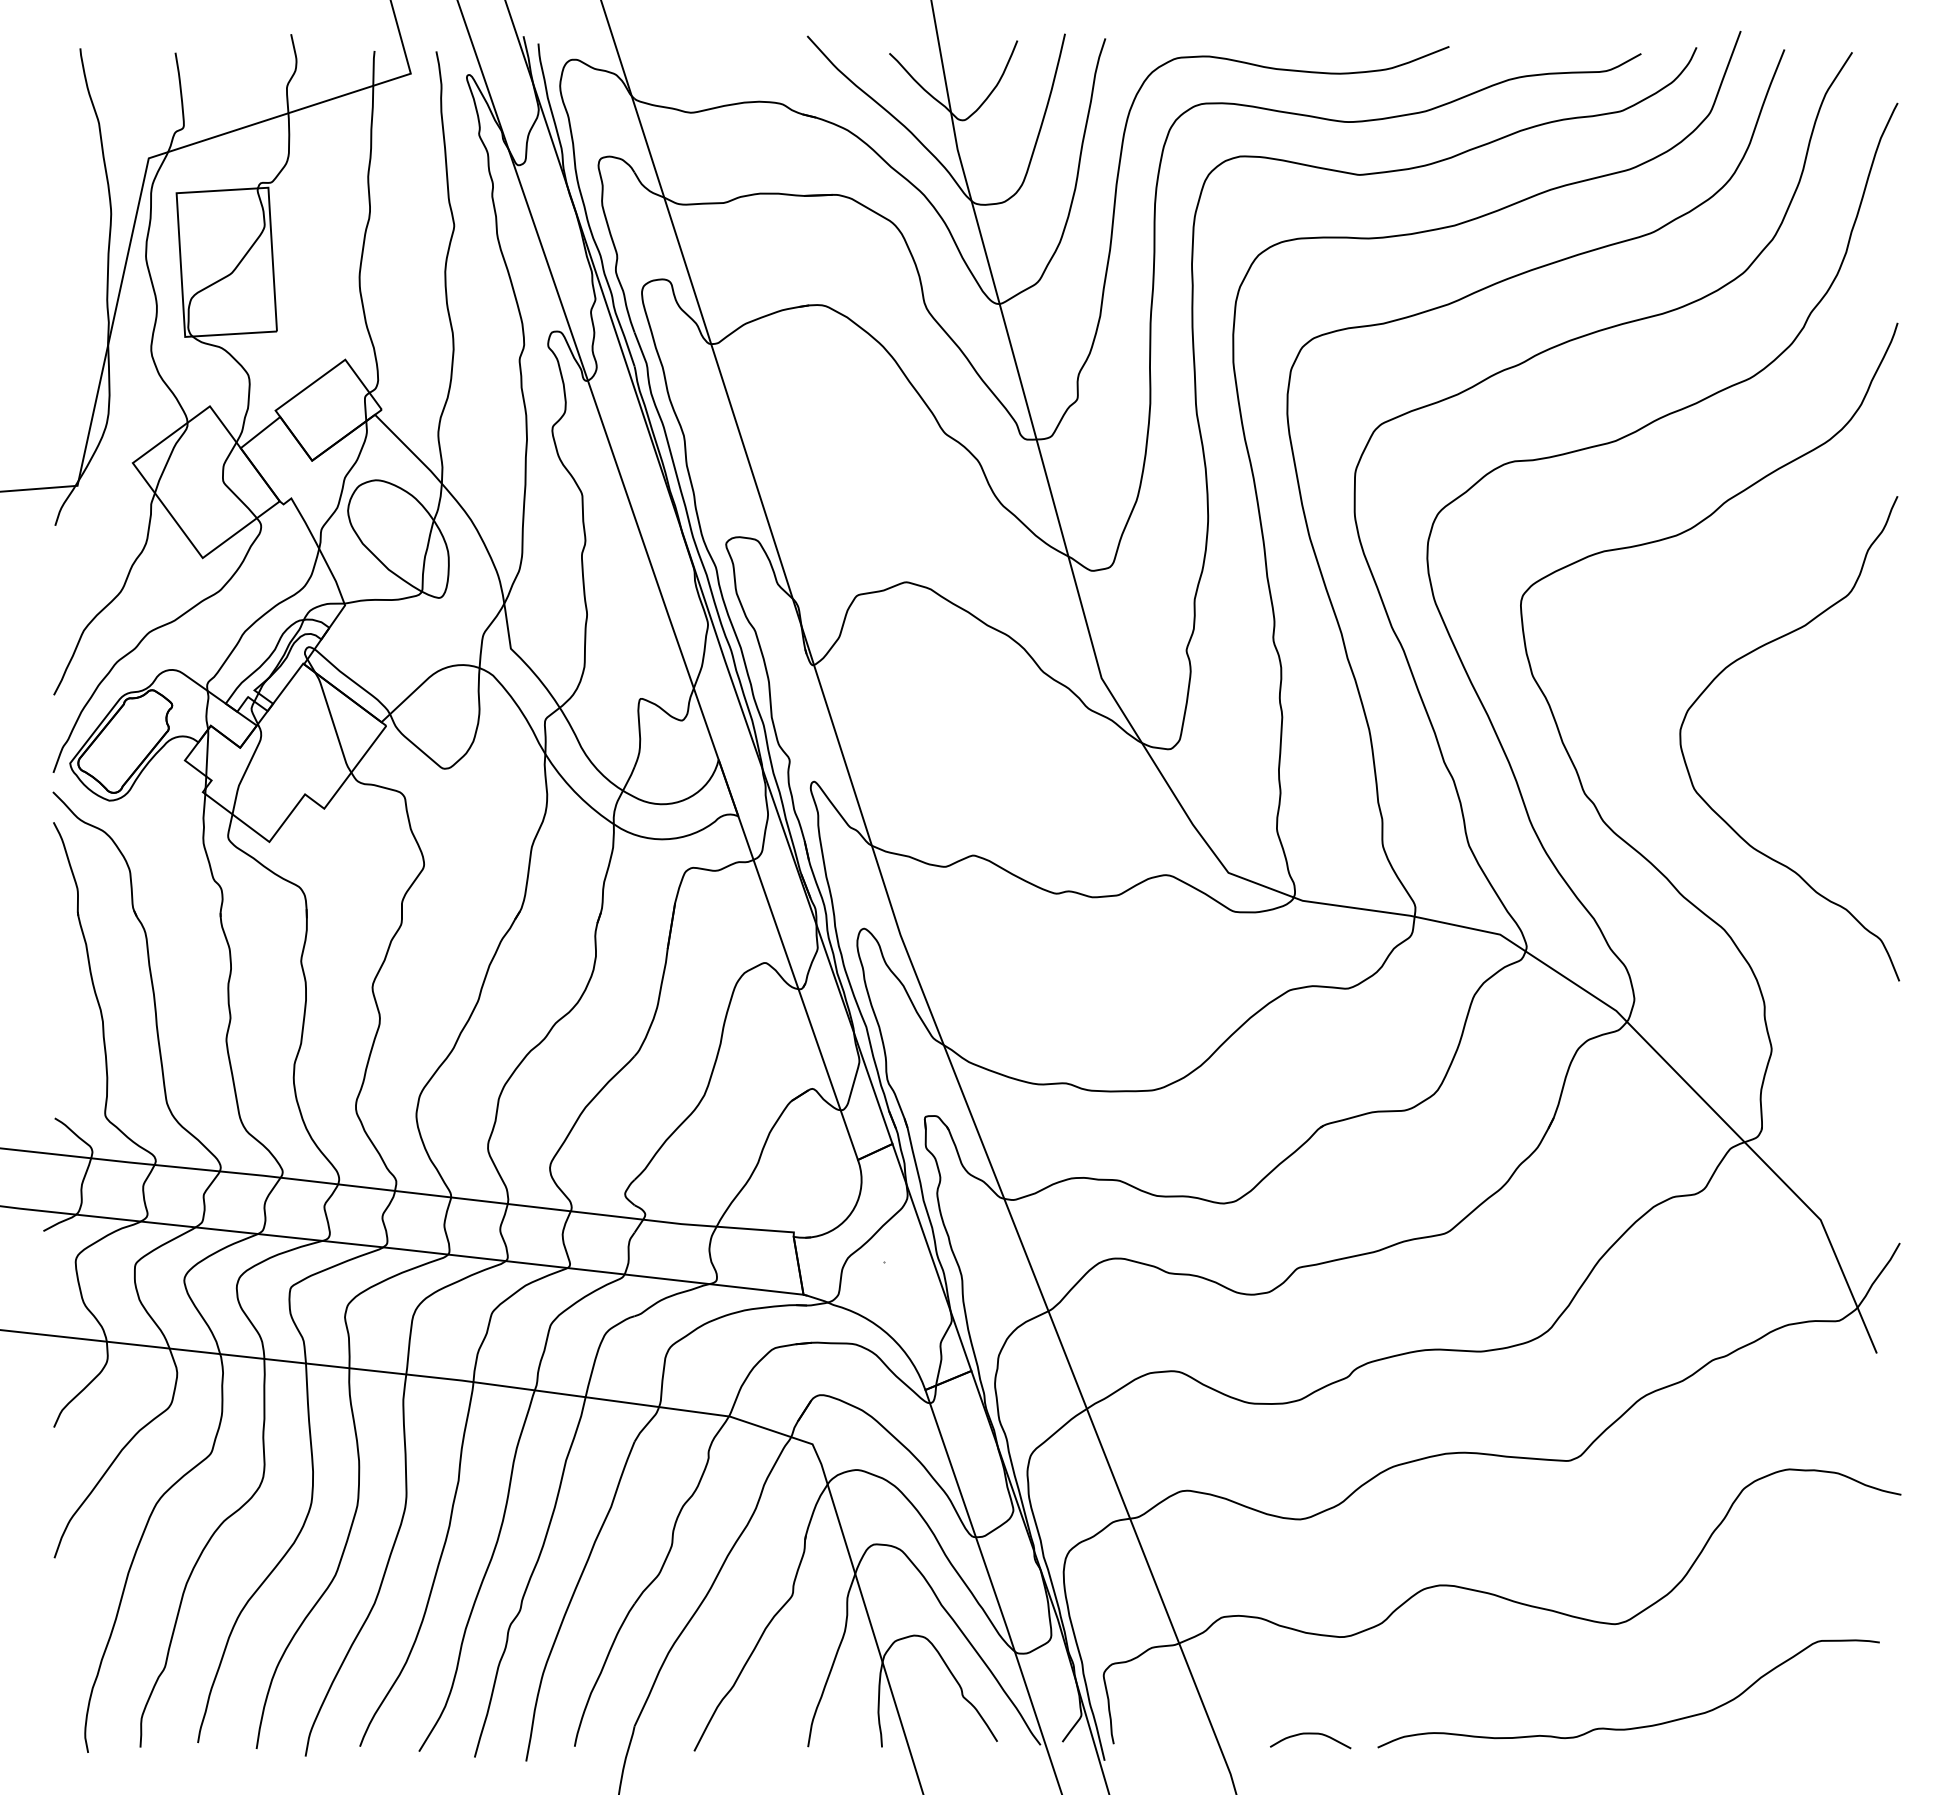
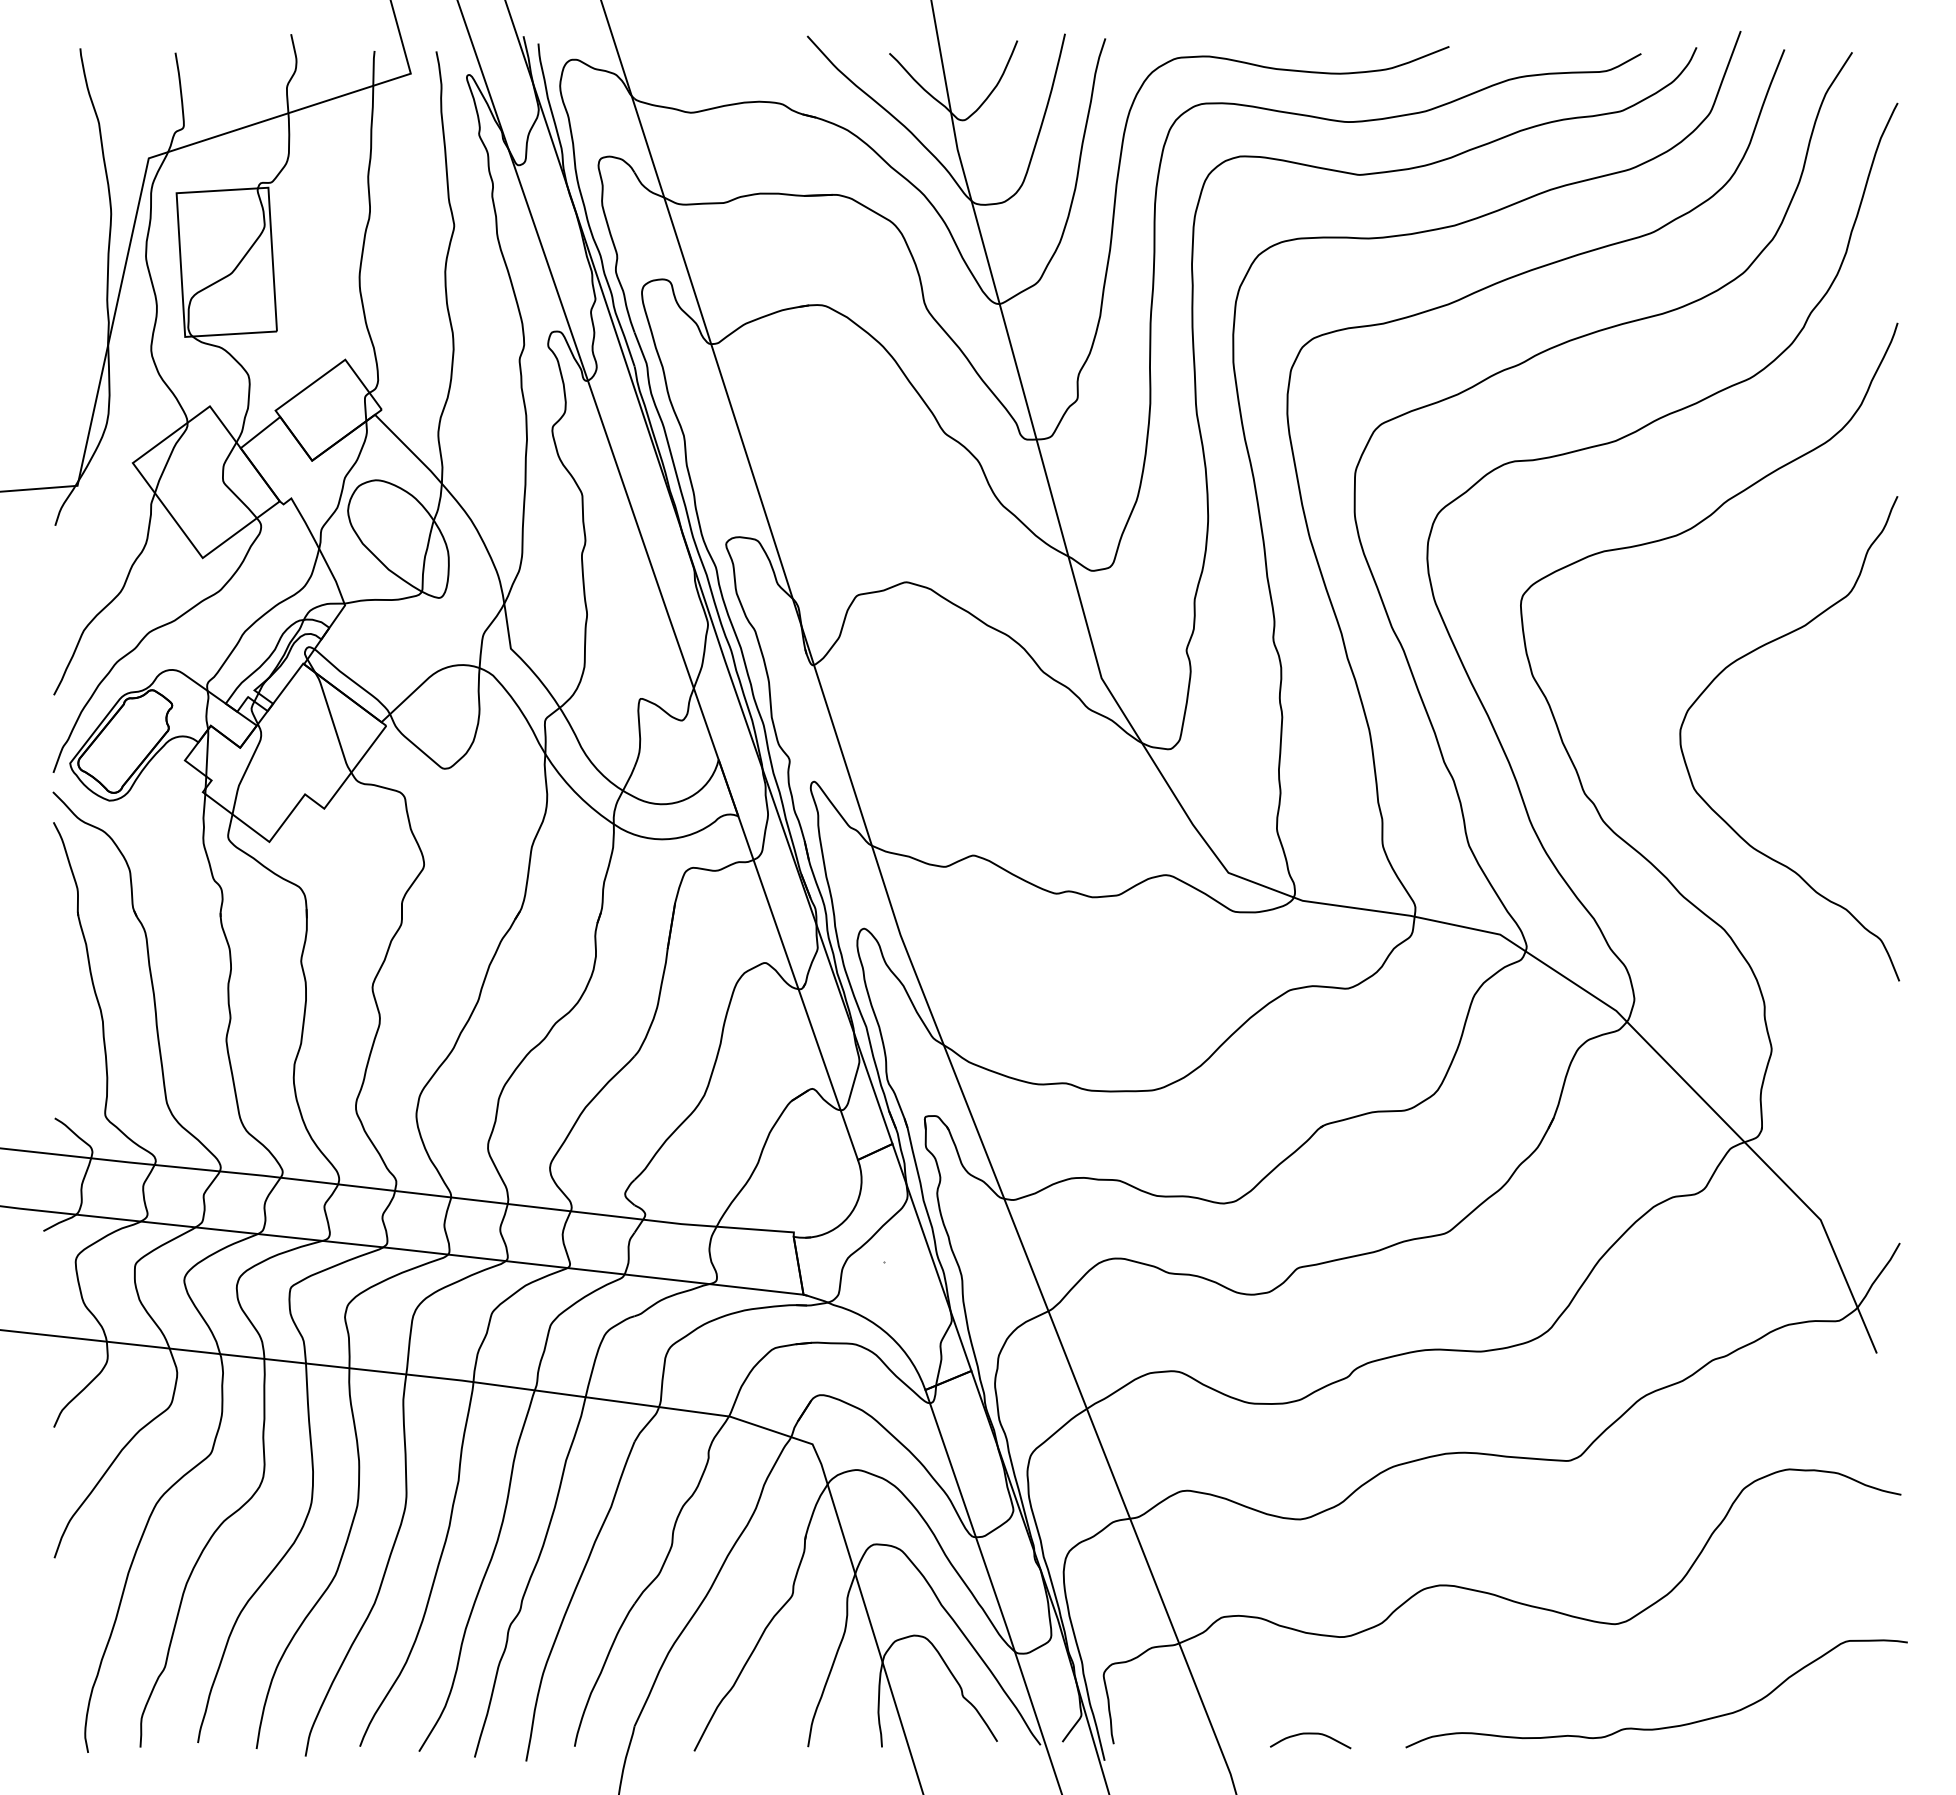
curve position: (1632, 1727) -> (1660, 1727) (1660, 1727)
